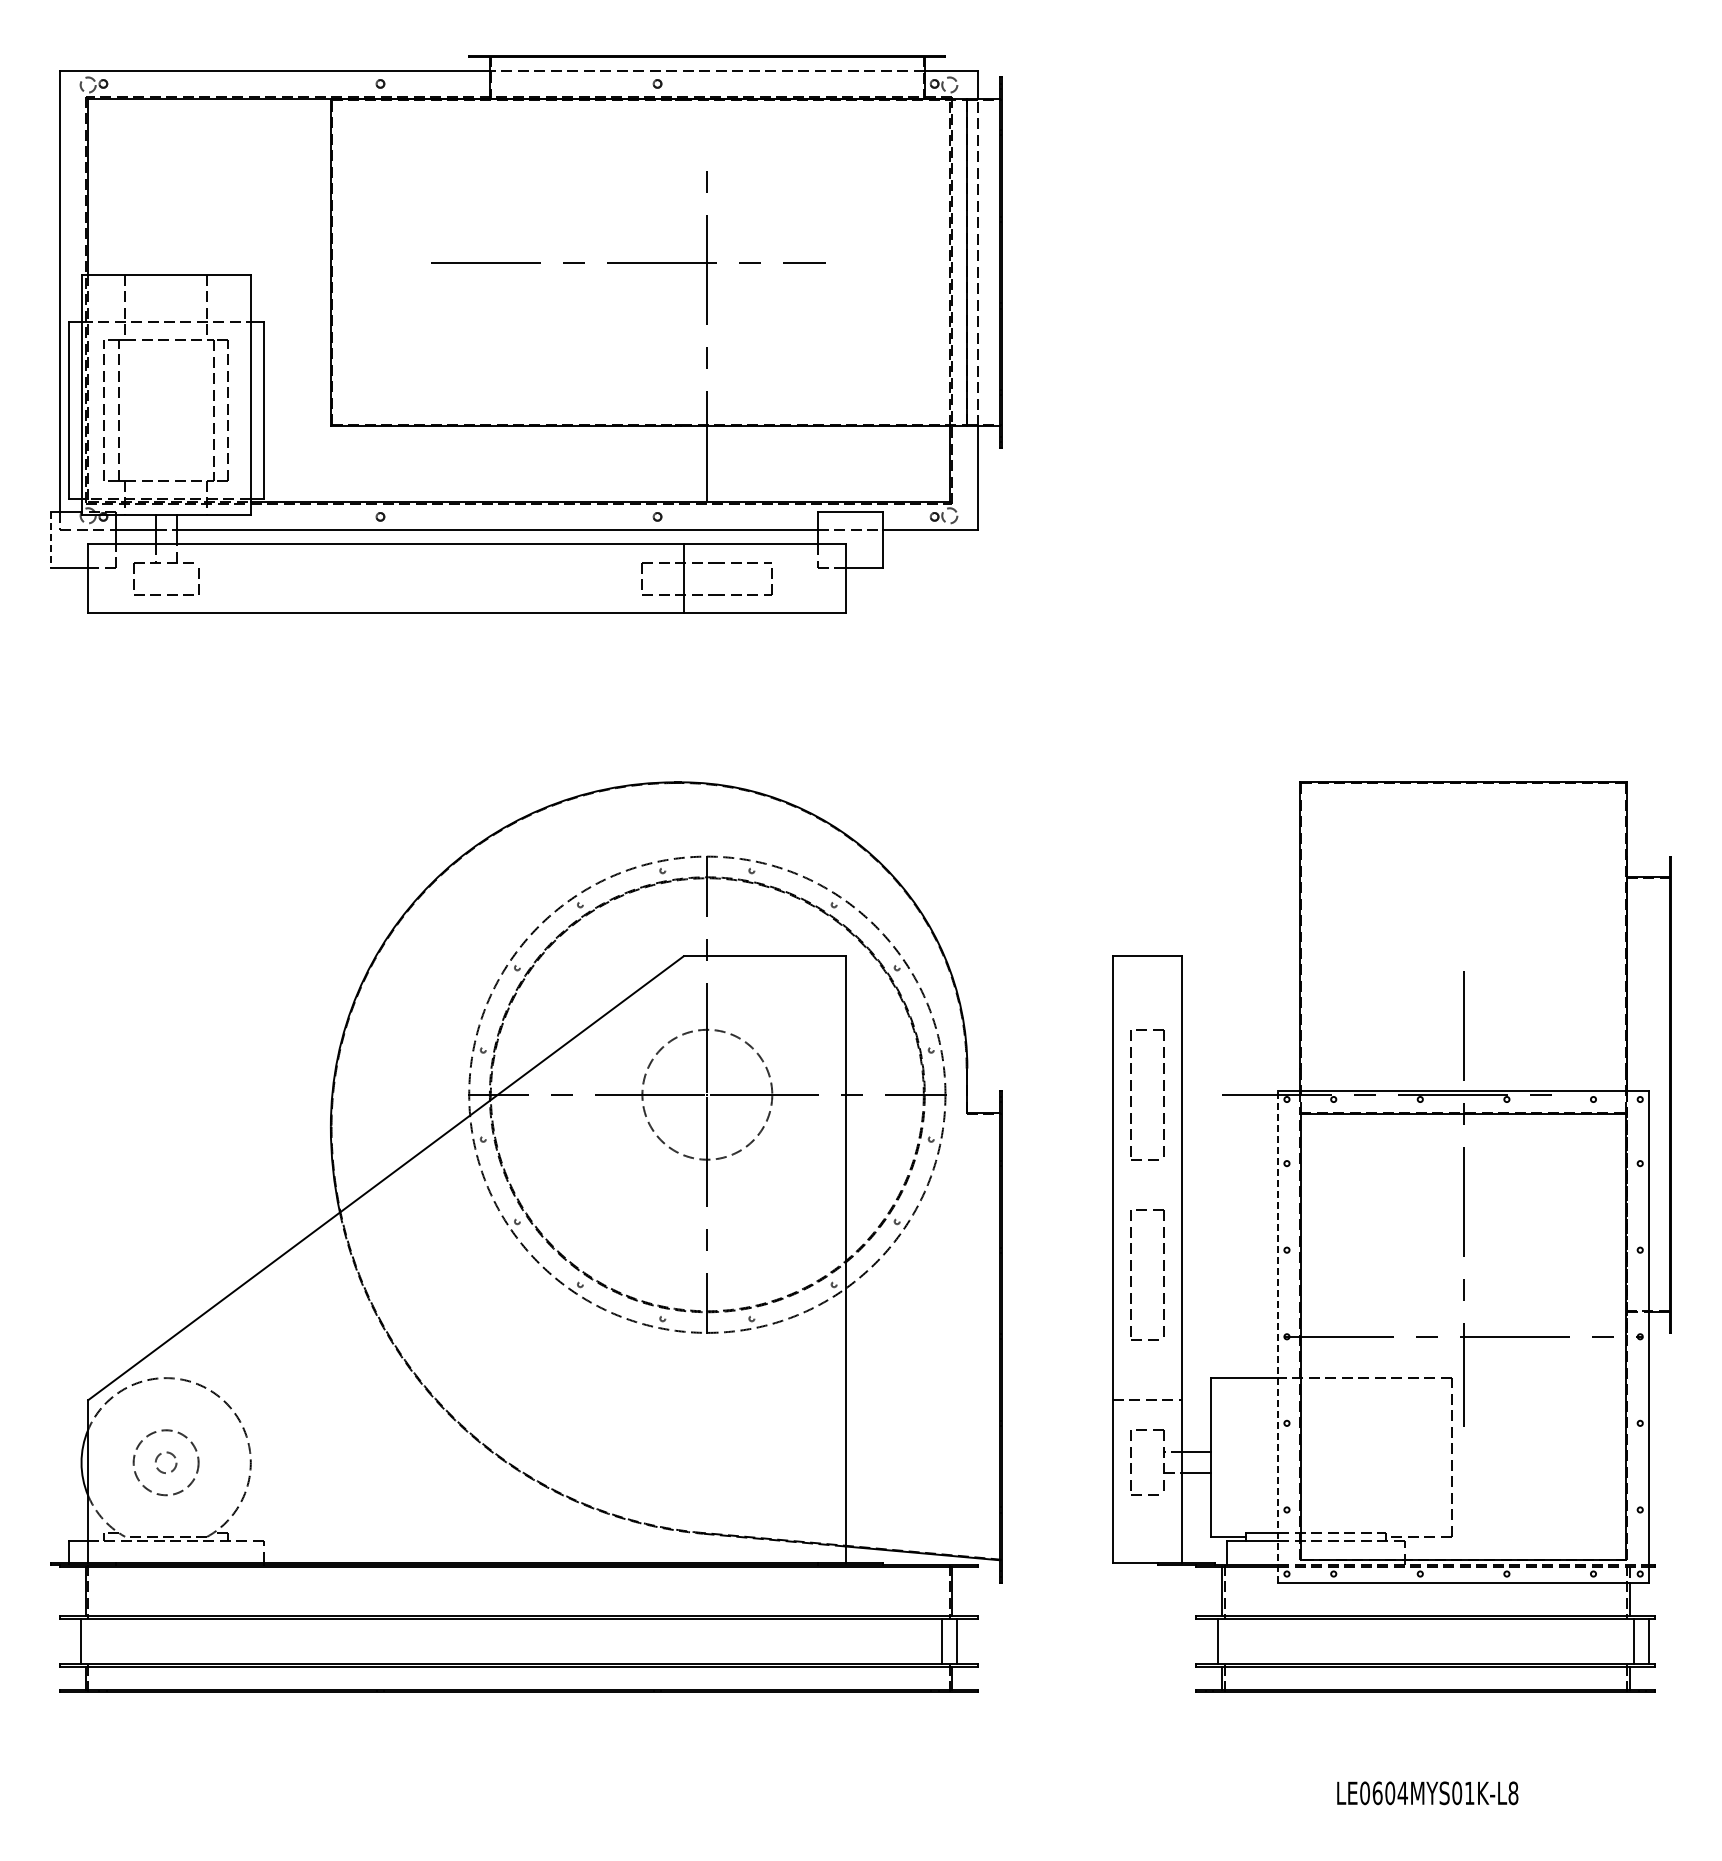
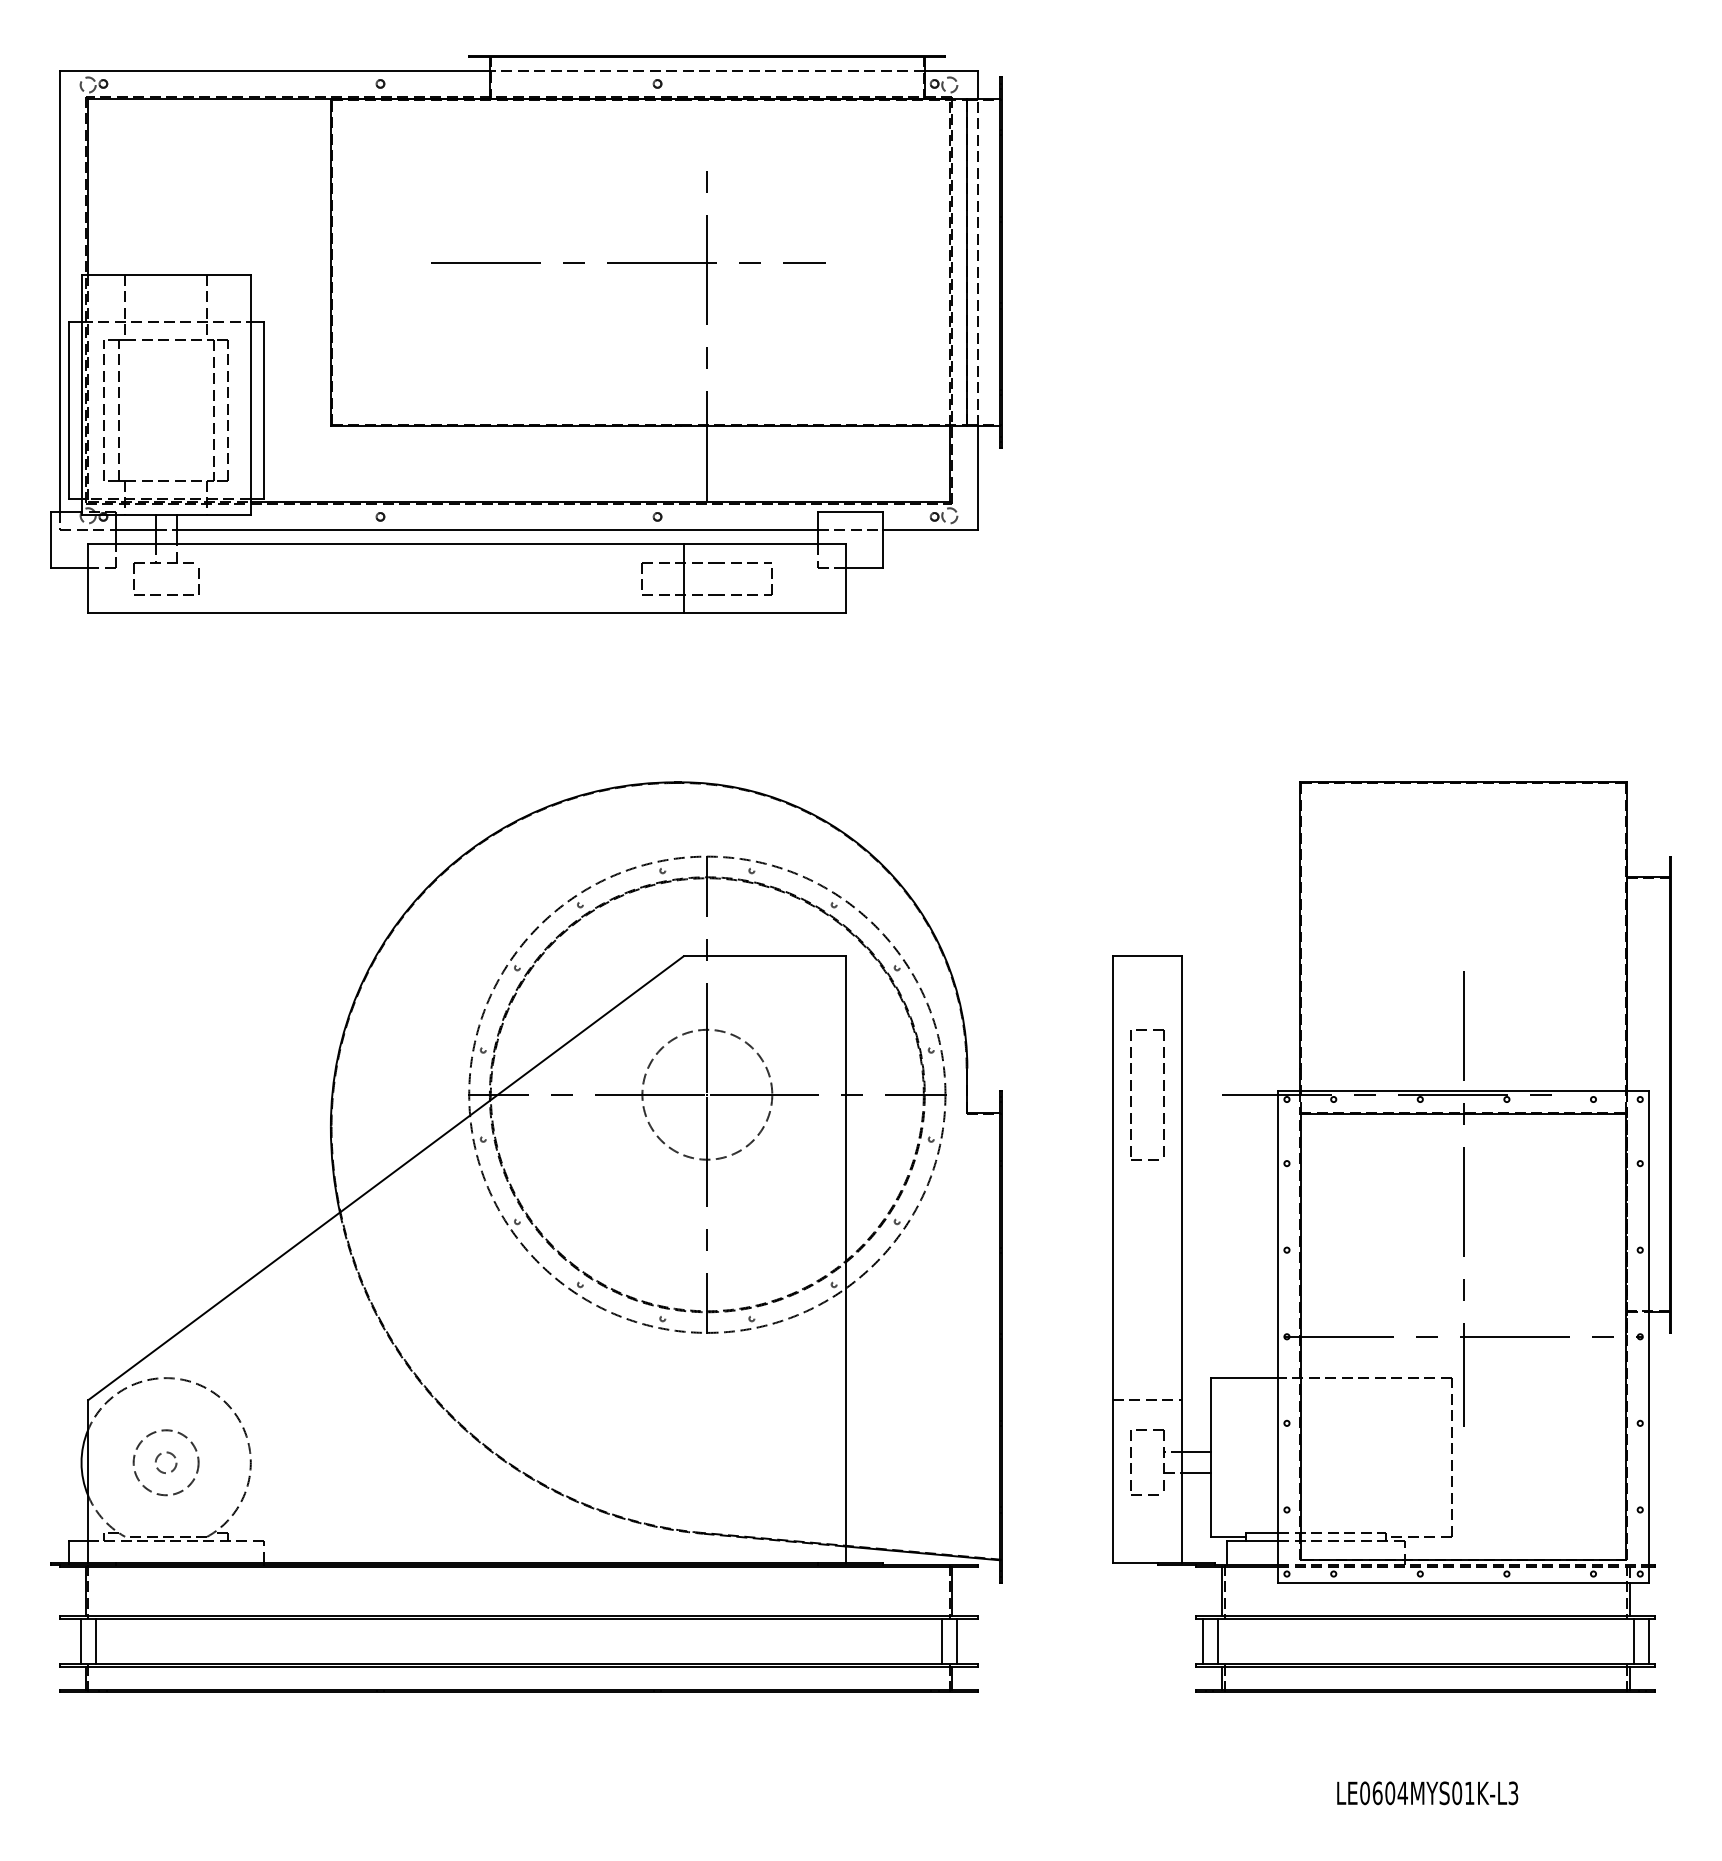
line: dashed -> solid (51, 540)
part: present -> none (1131, 1276)
line: dashed -> solid (1278, 1336)
line: none -> present (95, 1641)
line: none -> present (1202, 1641)
text: LE0604MYS01K-L8 -> LE0604MYS01K-L3 (1513, 1793)
